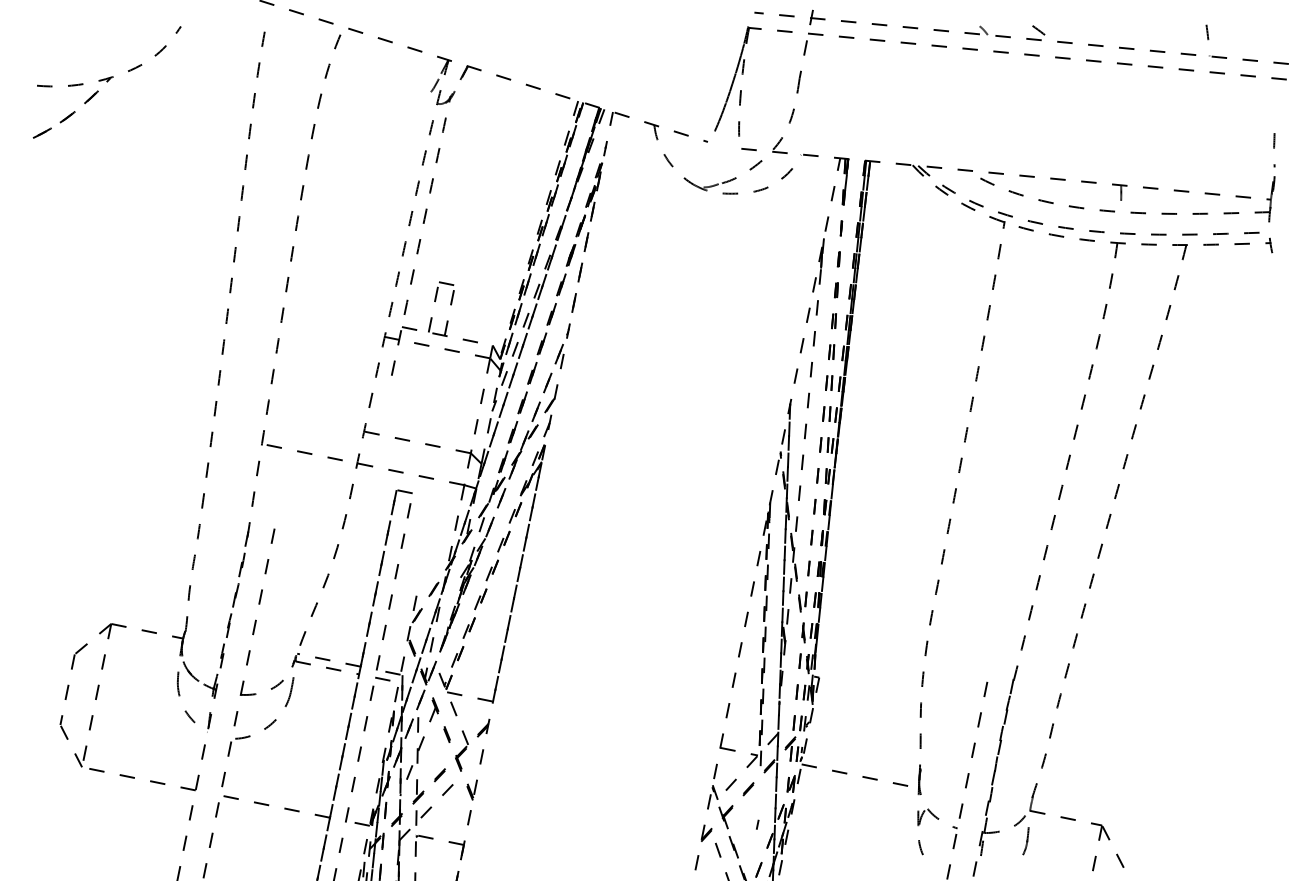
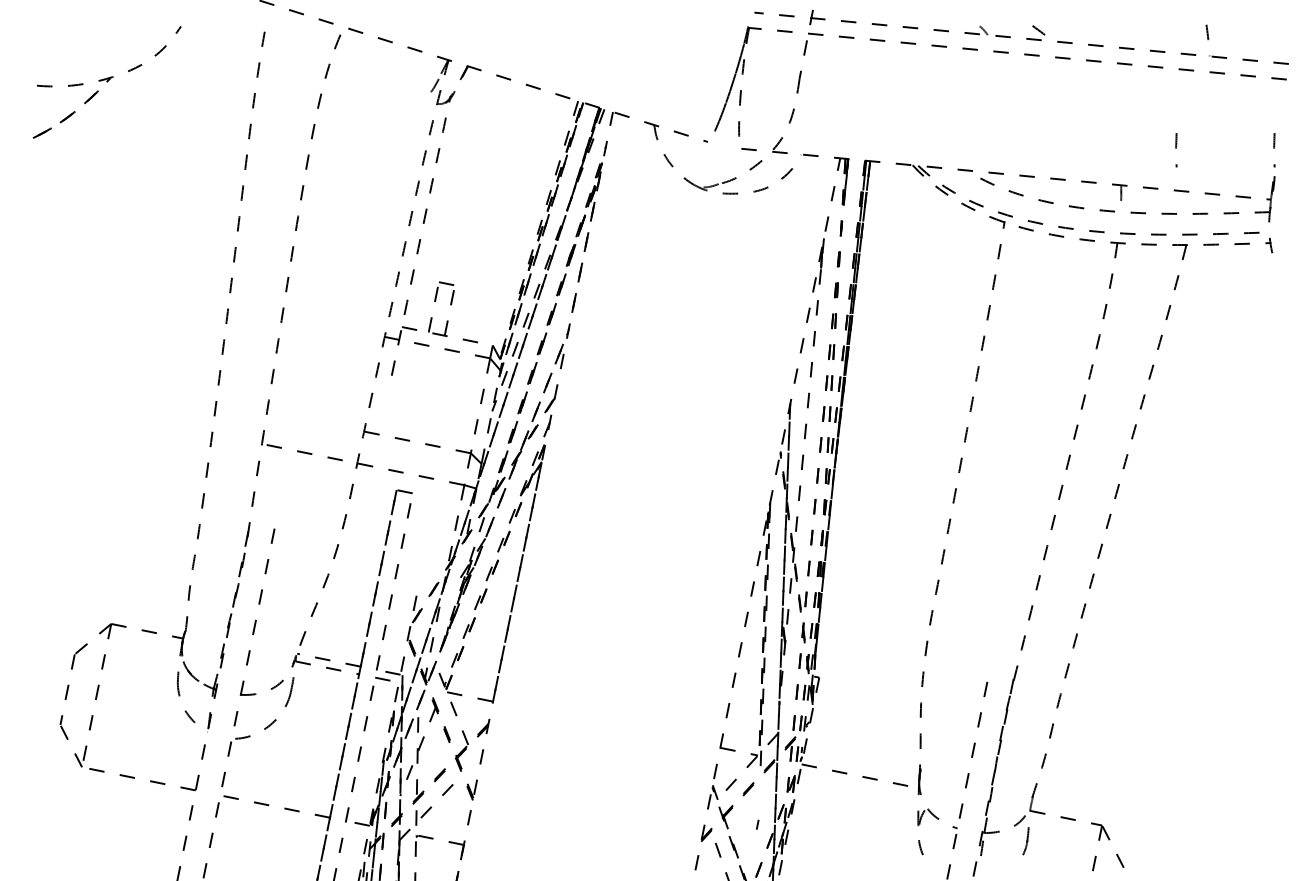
curve: none -> present (1176, 148)
